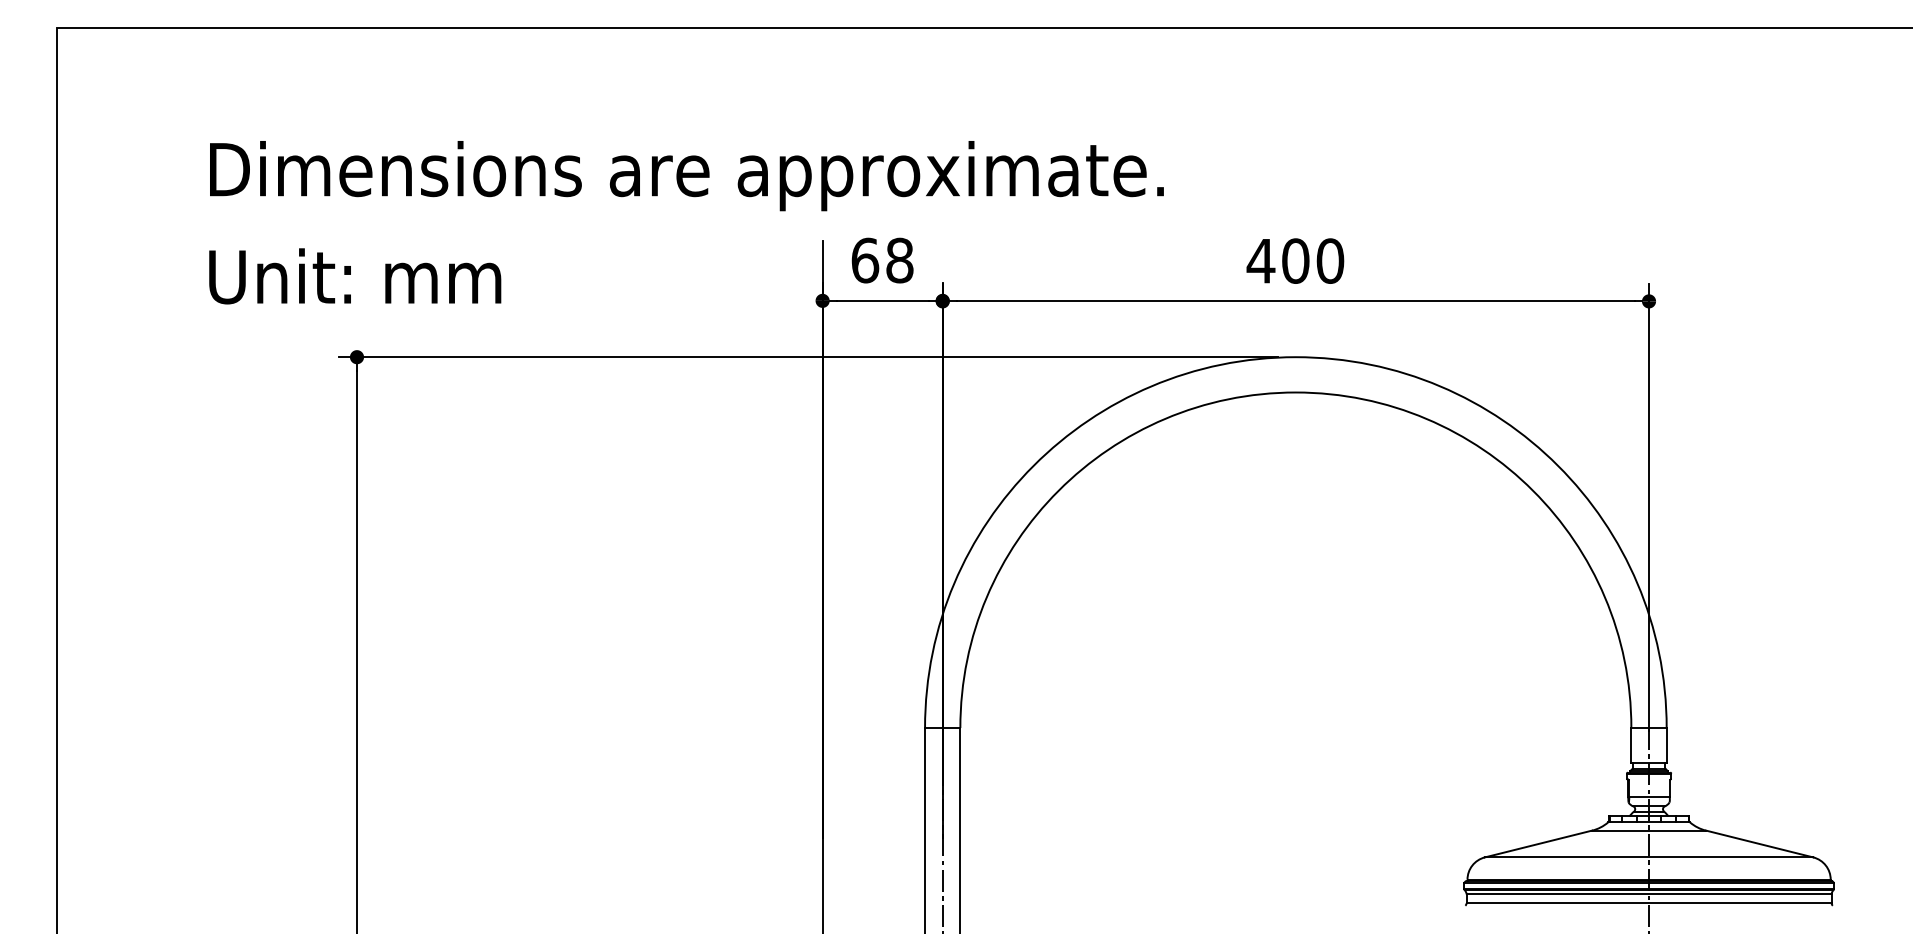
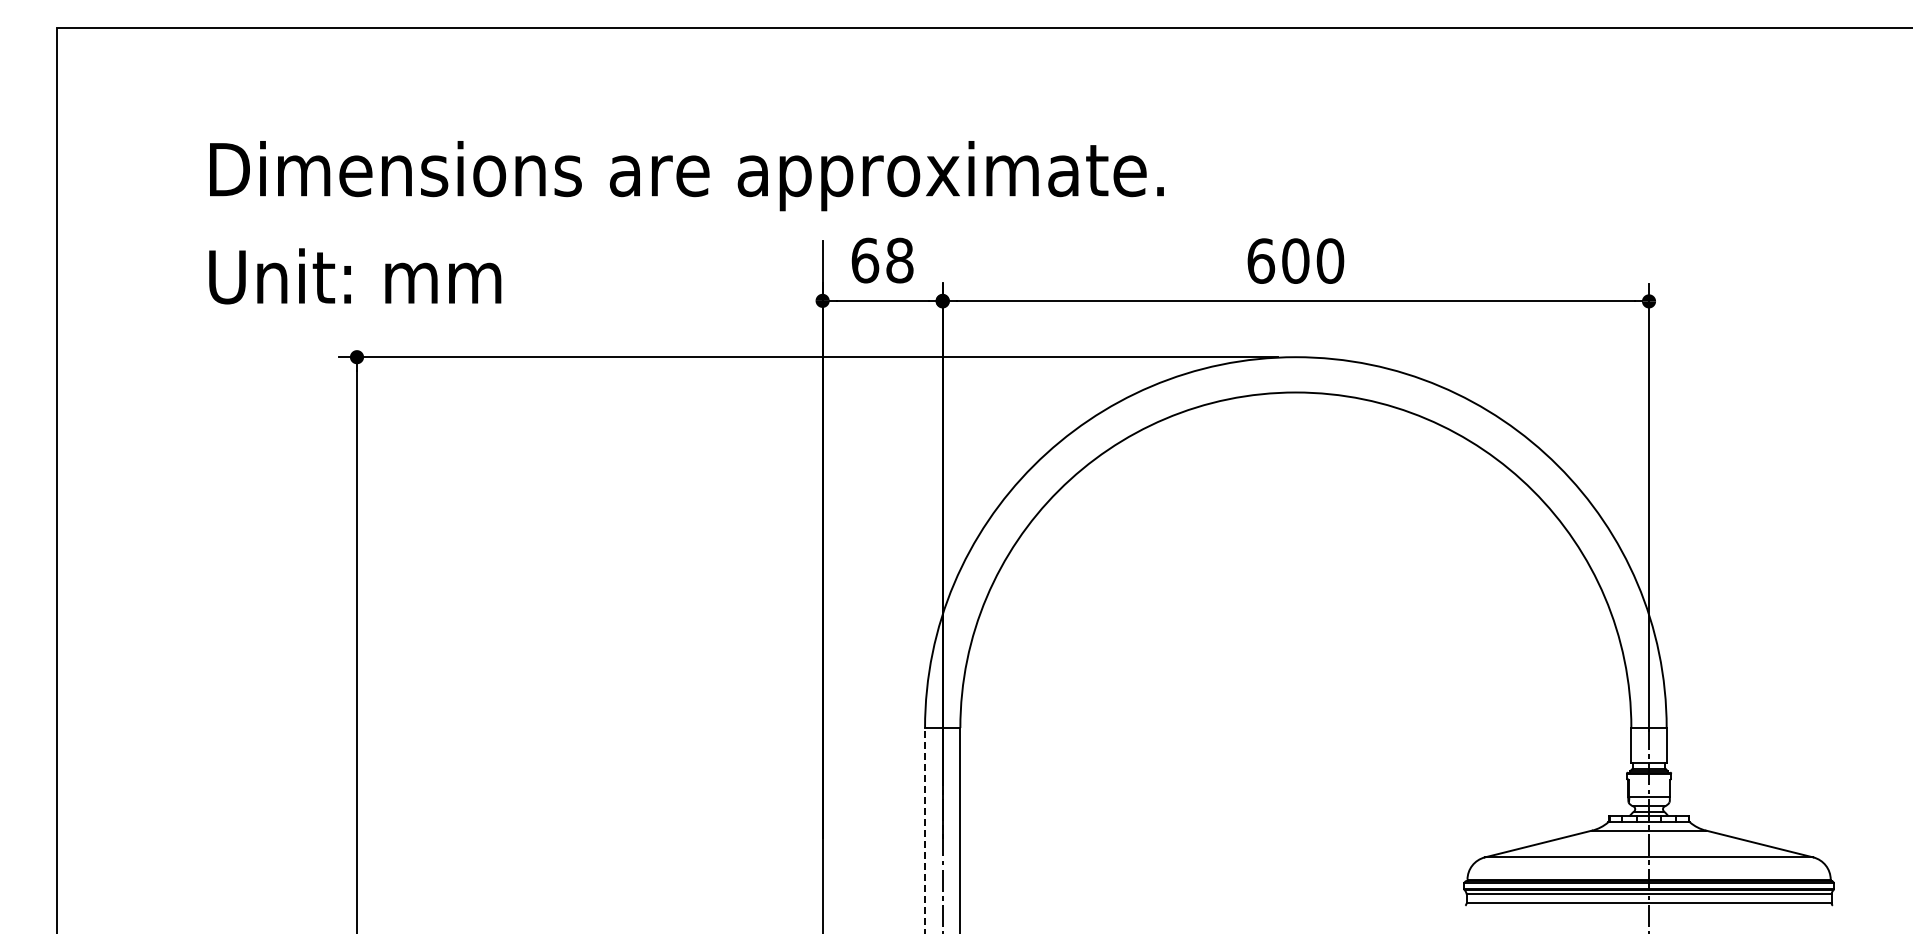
text: 400 -> 600 (1260, 260)
line: solid -> dashed (925, 830)
